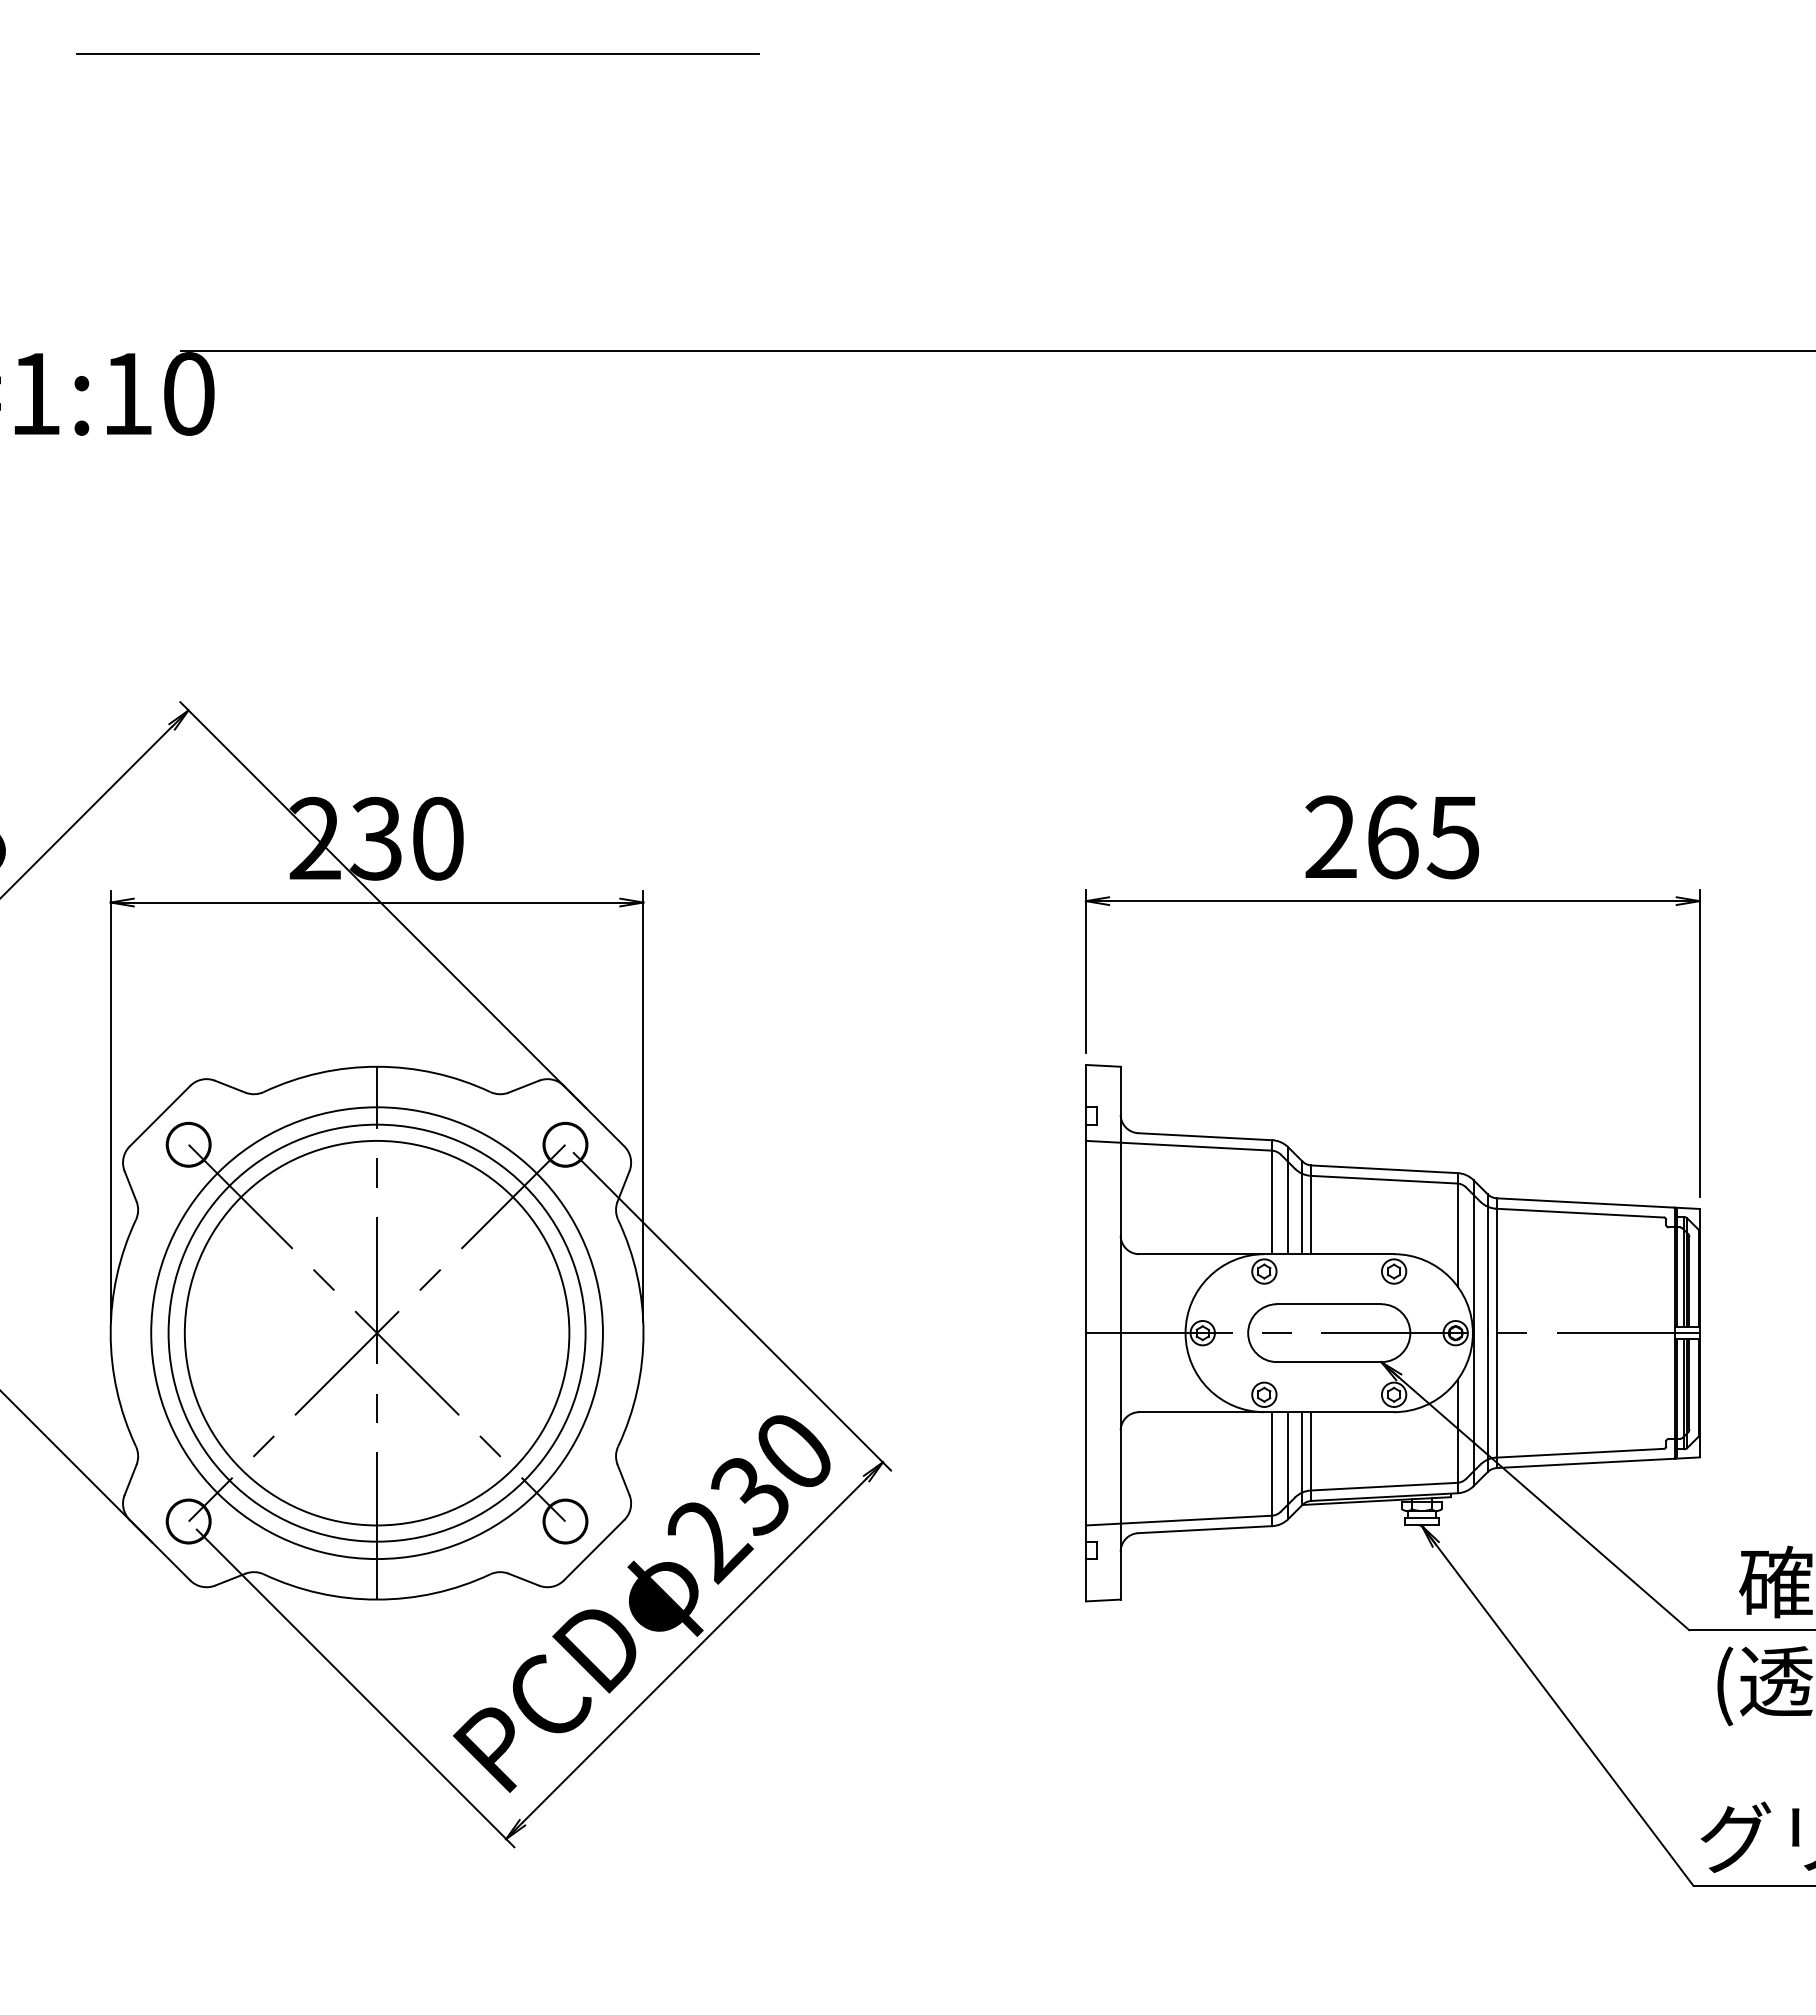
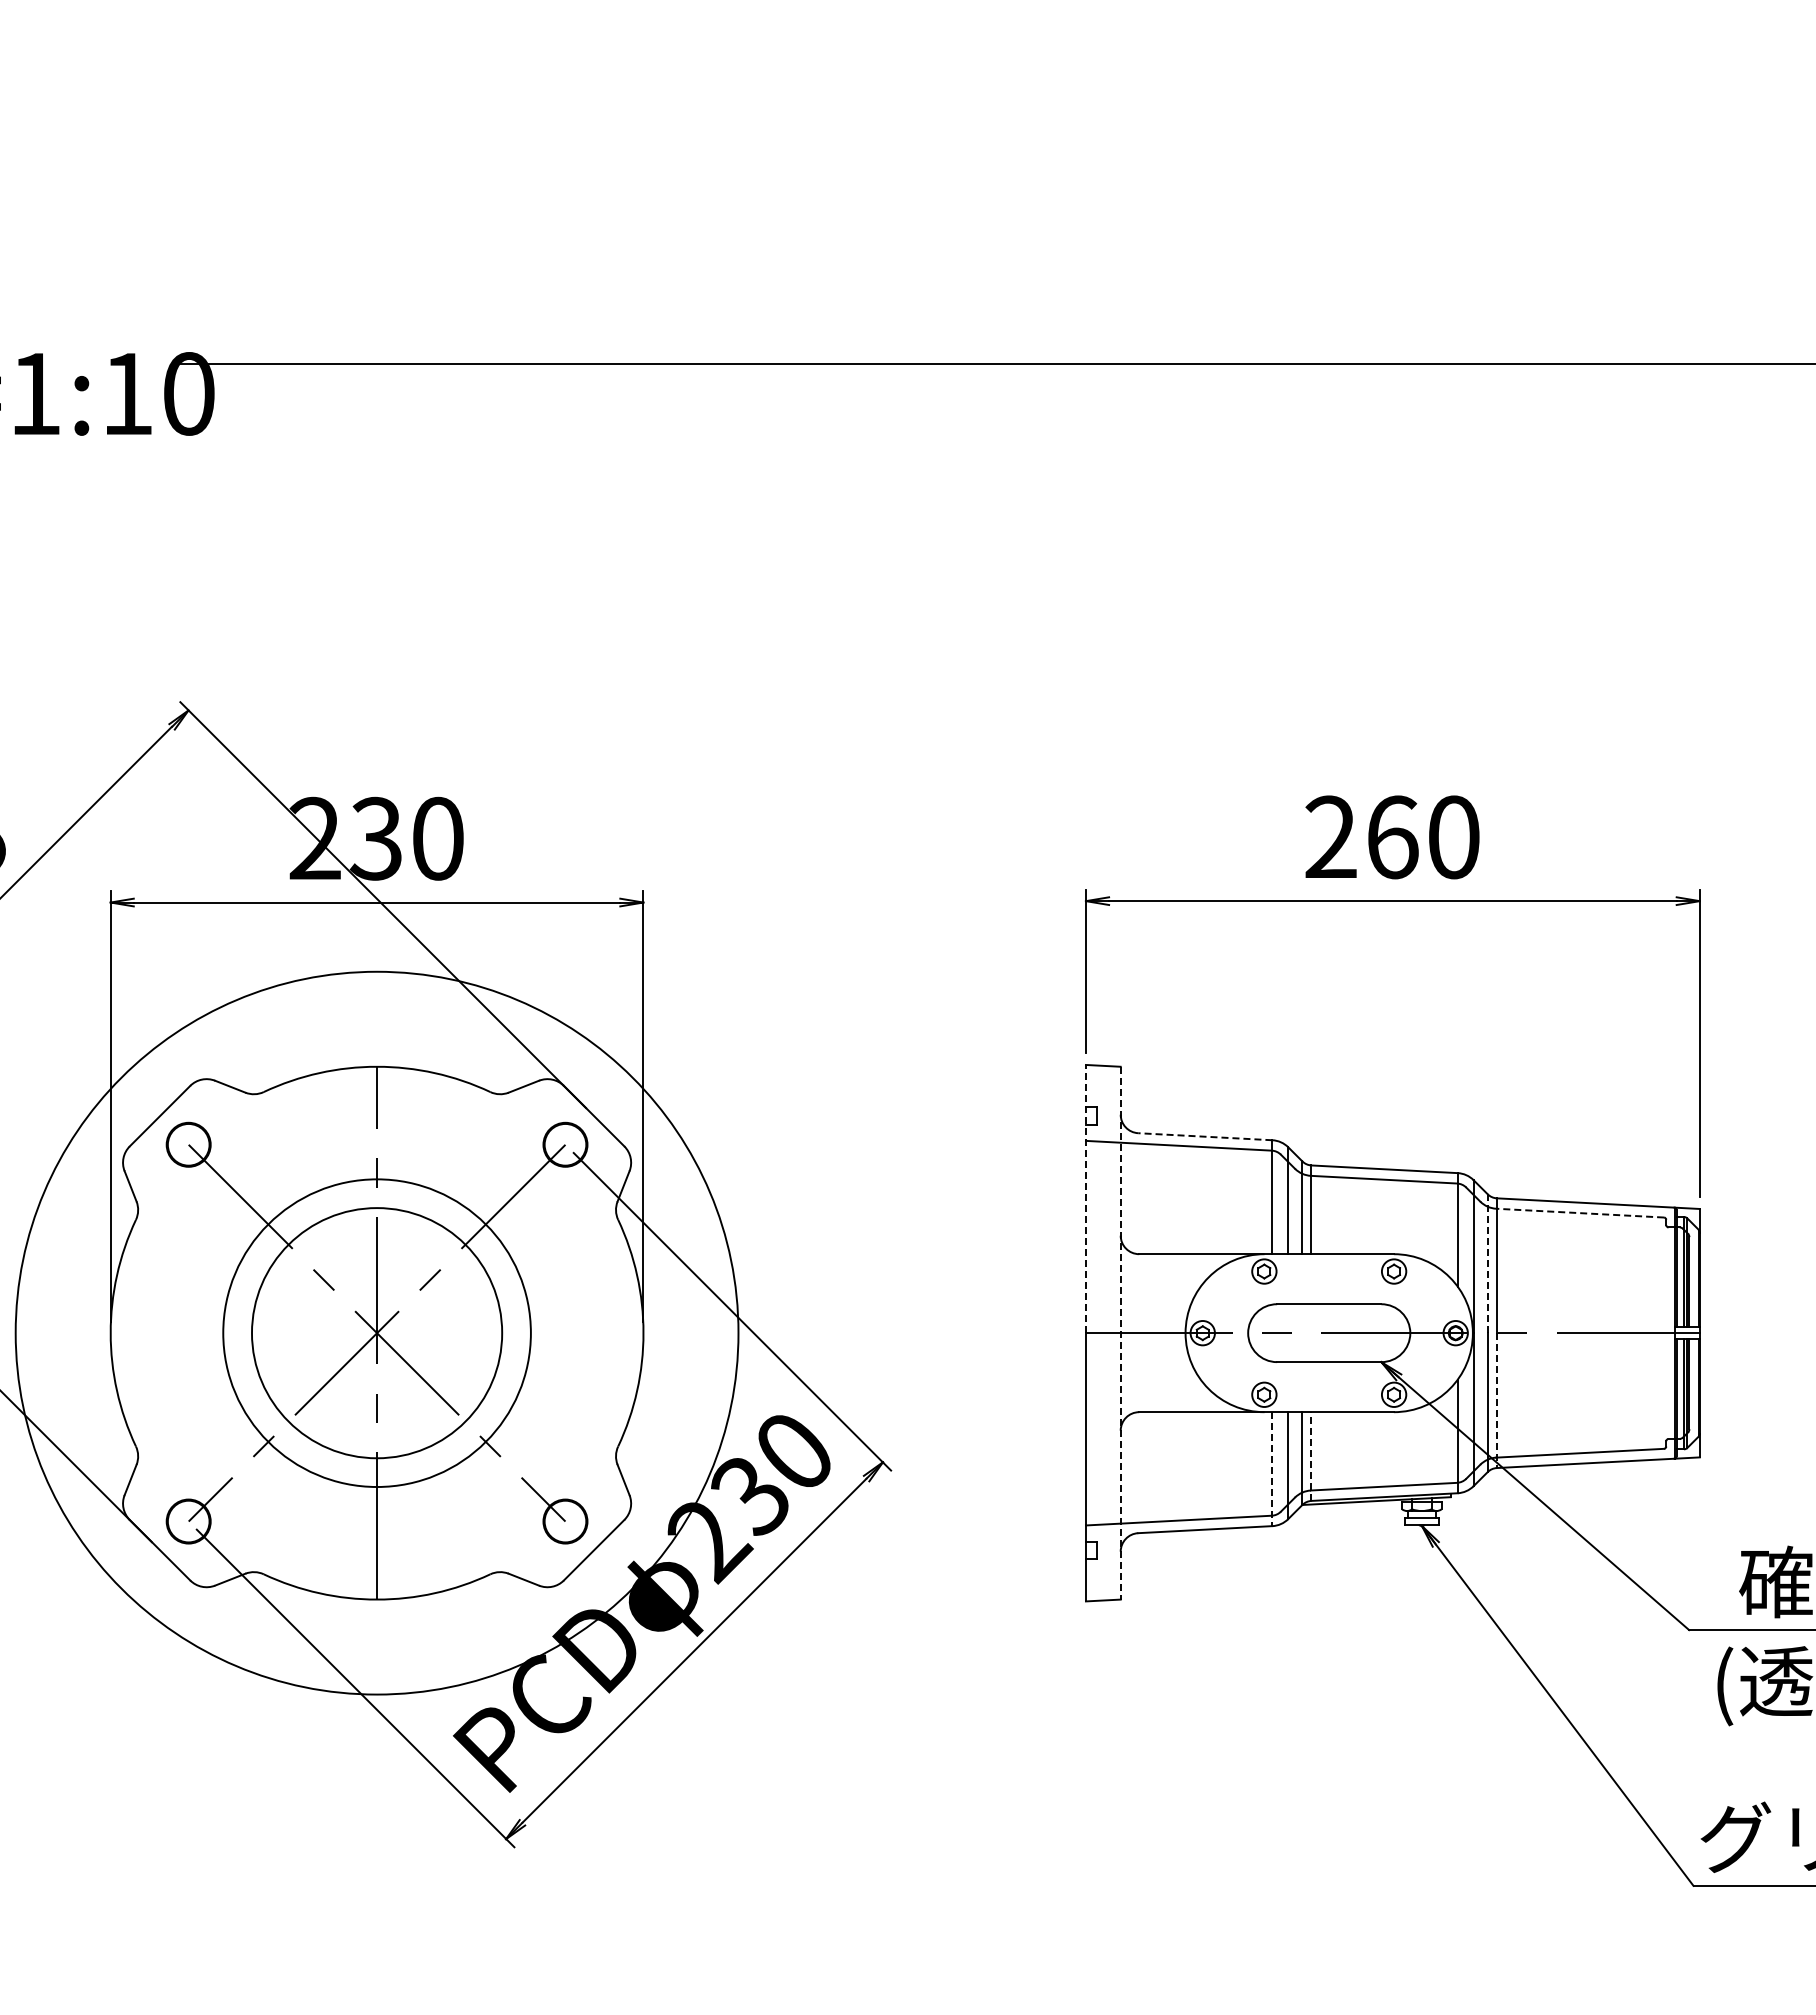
line: present -> none (417, 53)
line position: (996, 350) -> (996, 363) (996, 363)
text: 265 -> 260 (1452, 837)
line: solid -> dashed (1204, 1136)
line: solid -> dashed (1085, 1198)
line: solid -> dashed (1579, 1213)
line: solid -> dashed (1487, 1263)
circle diameter: 385 px -> 308 px (376, 1333)
circle diameter: 417 px -> 250 px (377, 1333)
circle diameter: 452 px -> 723 px (376, 1332)
line: solid -> dashed (1120, 1333)
line: solid -> dashed (1496, 1401)
line: solid -> dashed (1311, 1456)
line: solid -> dashed (1272, 1469)
